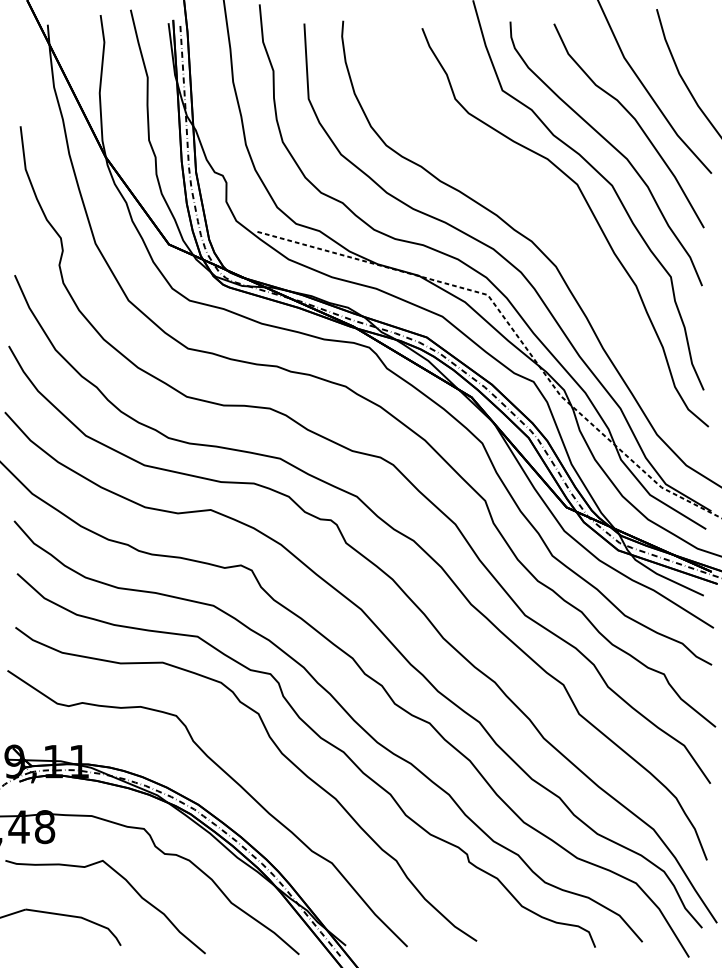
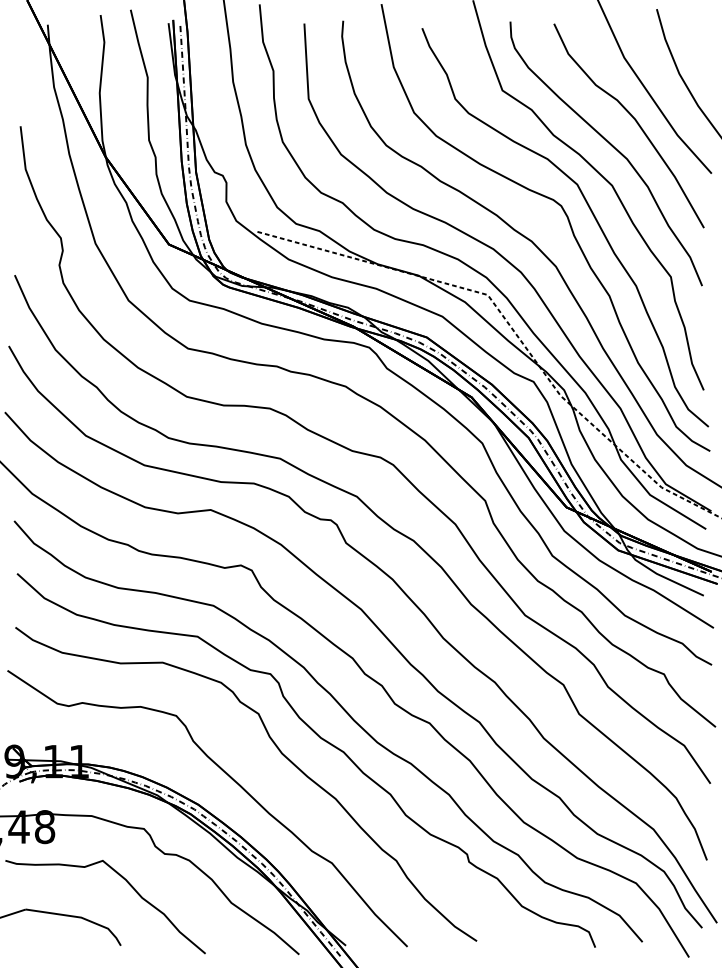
curve: none -> present (567, 220)
